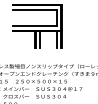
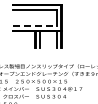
line: solid -> dashed (34, 26)
